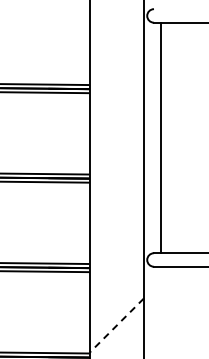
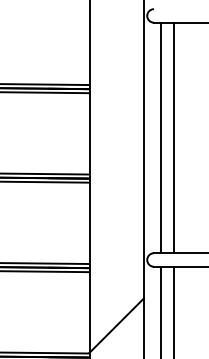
line: none -> present (174, 137)
line: none -> present (160, 310)
line: none -> present (174, 310)
line: dashed -> solid (116, 326)
